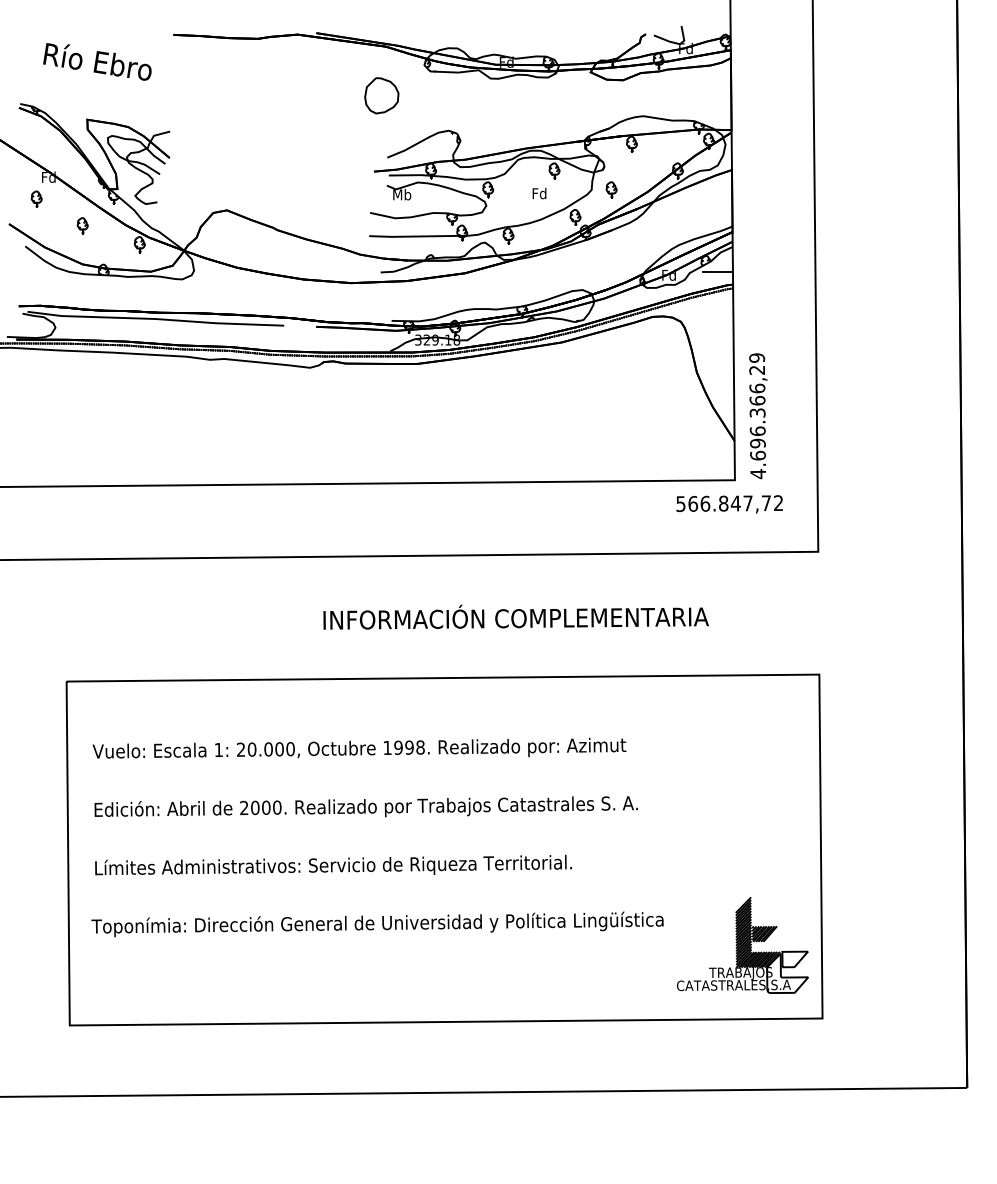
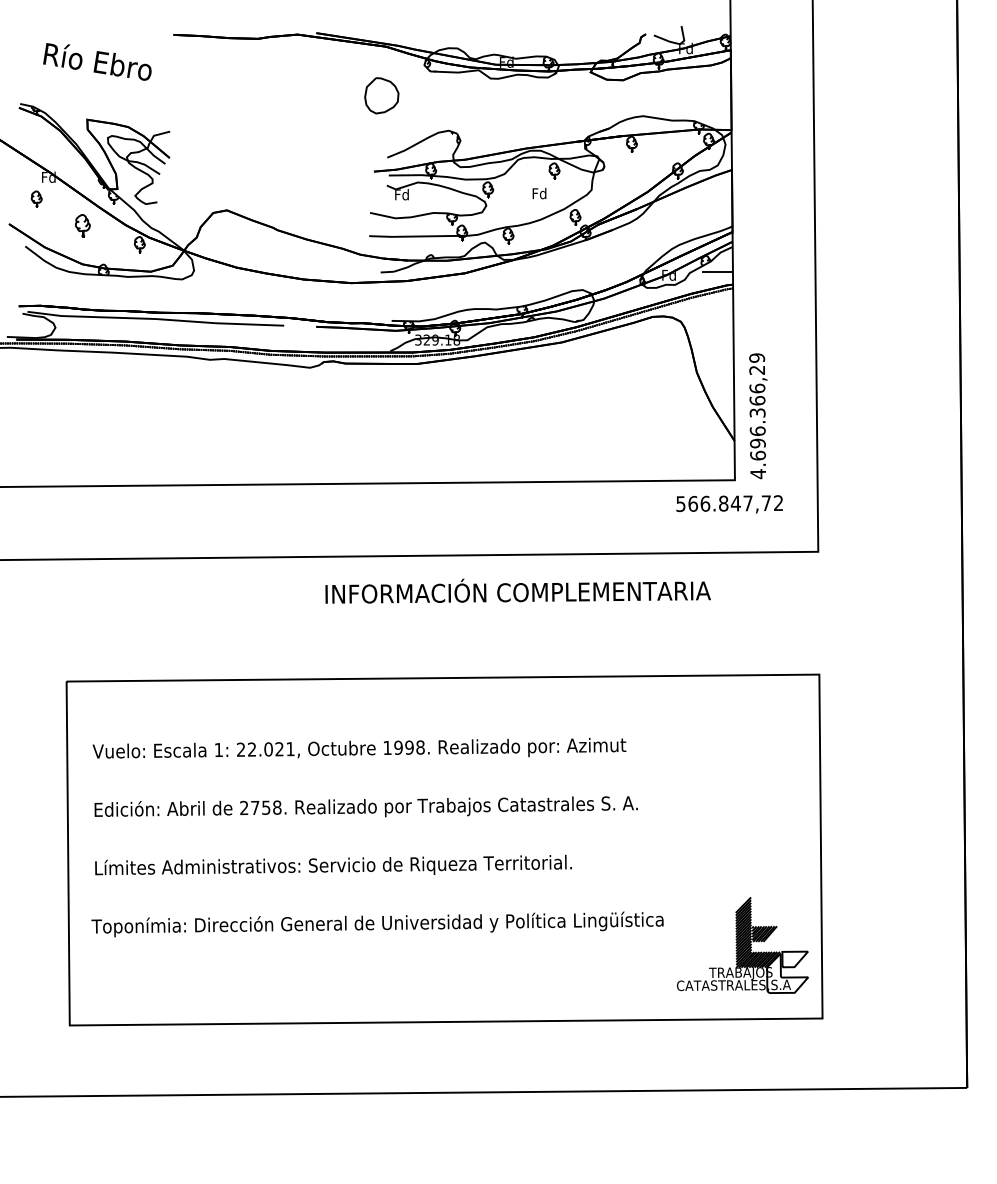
part: present -> none (611, 189)
text: Mb -> Fd (402, 194)
part size: 13x18 px -> 16x24 px (82, 225)
text position: (515, 616) -> (517, 590) (517, 590)
text: 20.000, -> 22.021, (270, 749)
text: 2000. -> 2758. (266, 807)
